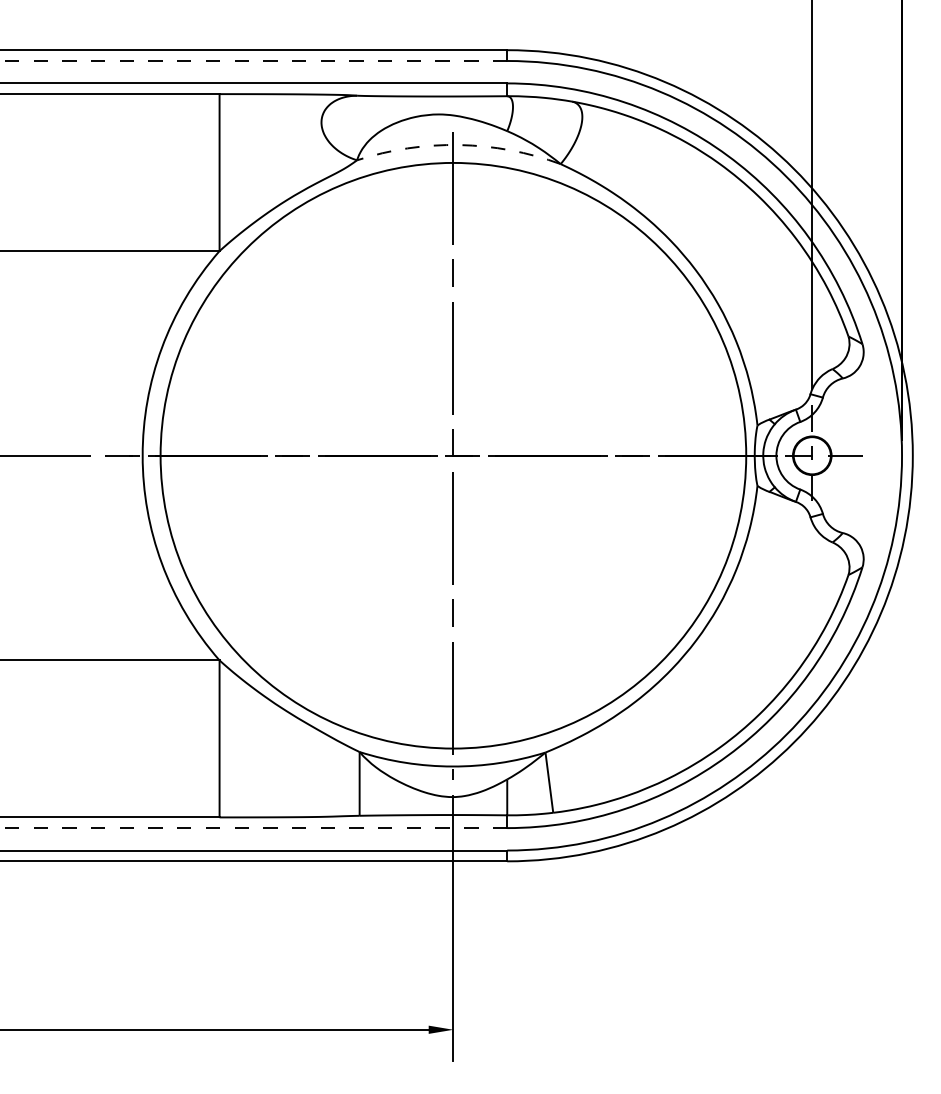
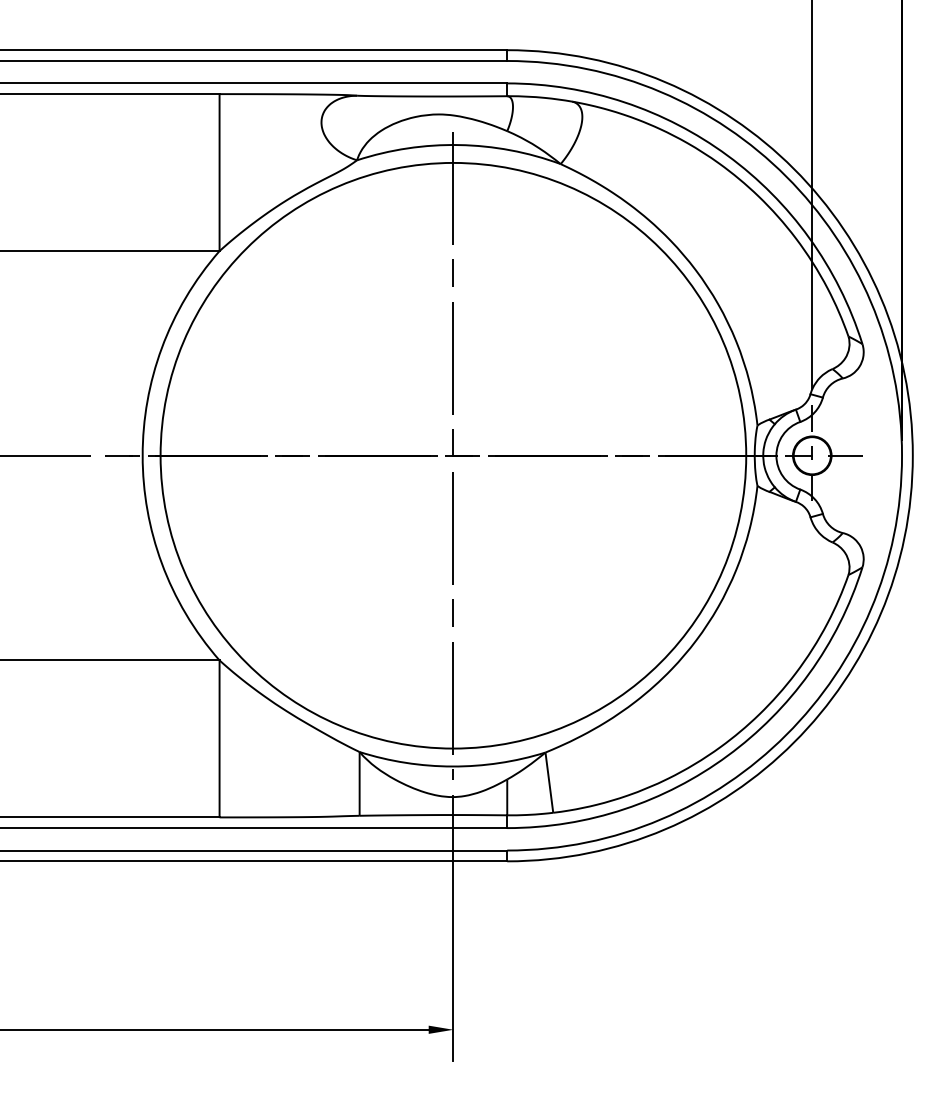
line: dashed -> solid (253, 61)
arc: dashed -> solid (459, 145)
line: dashed -> solid (253, 828)
